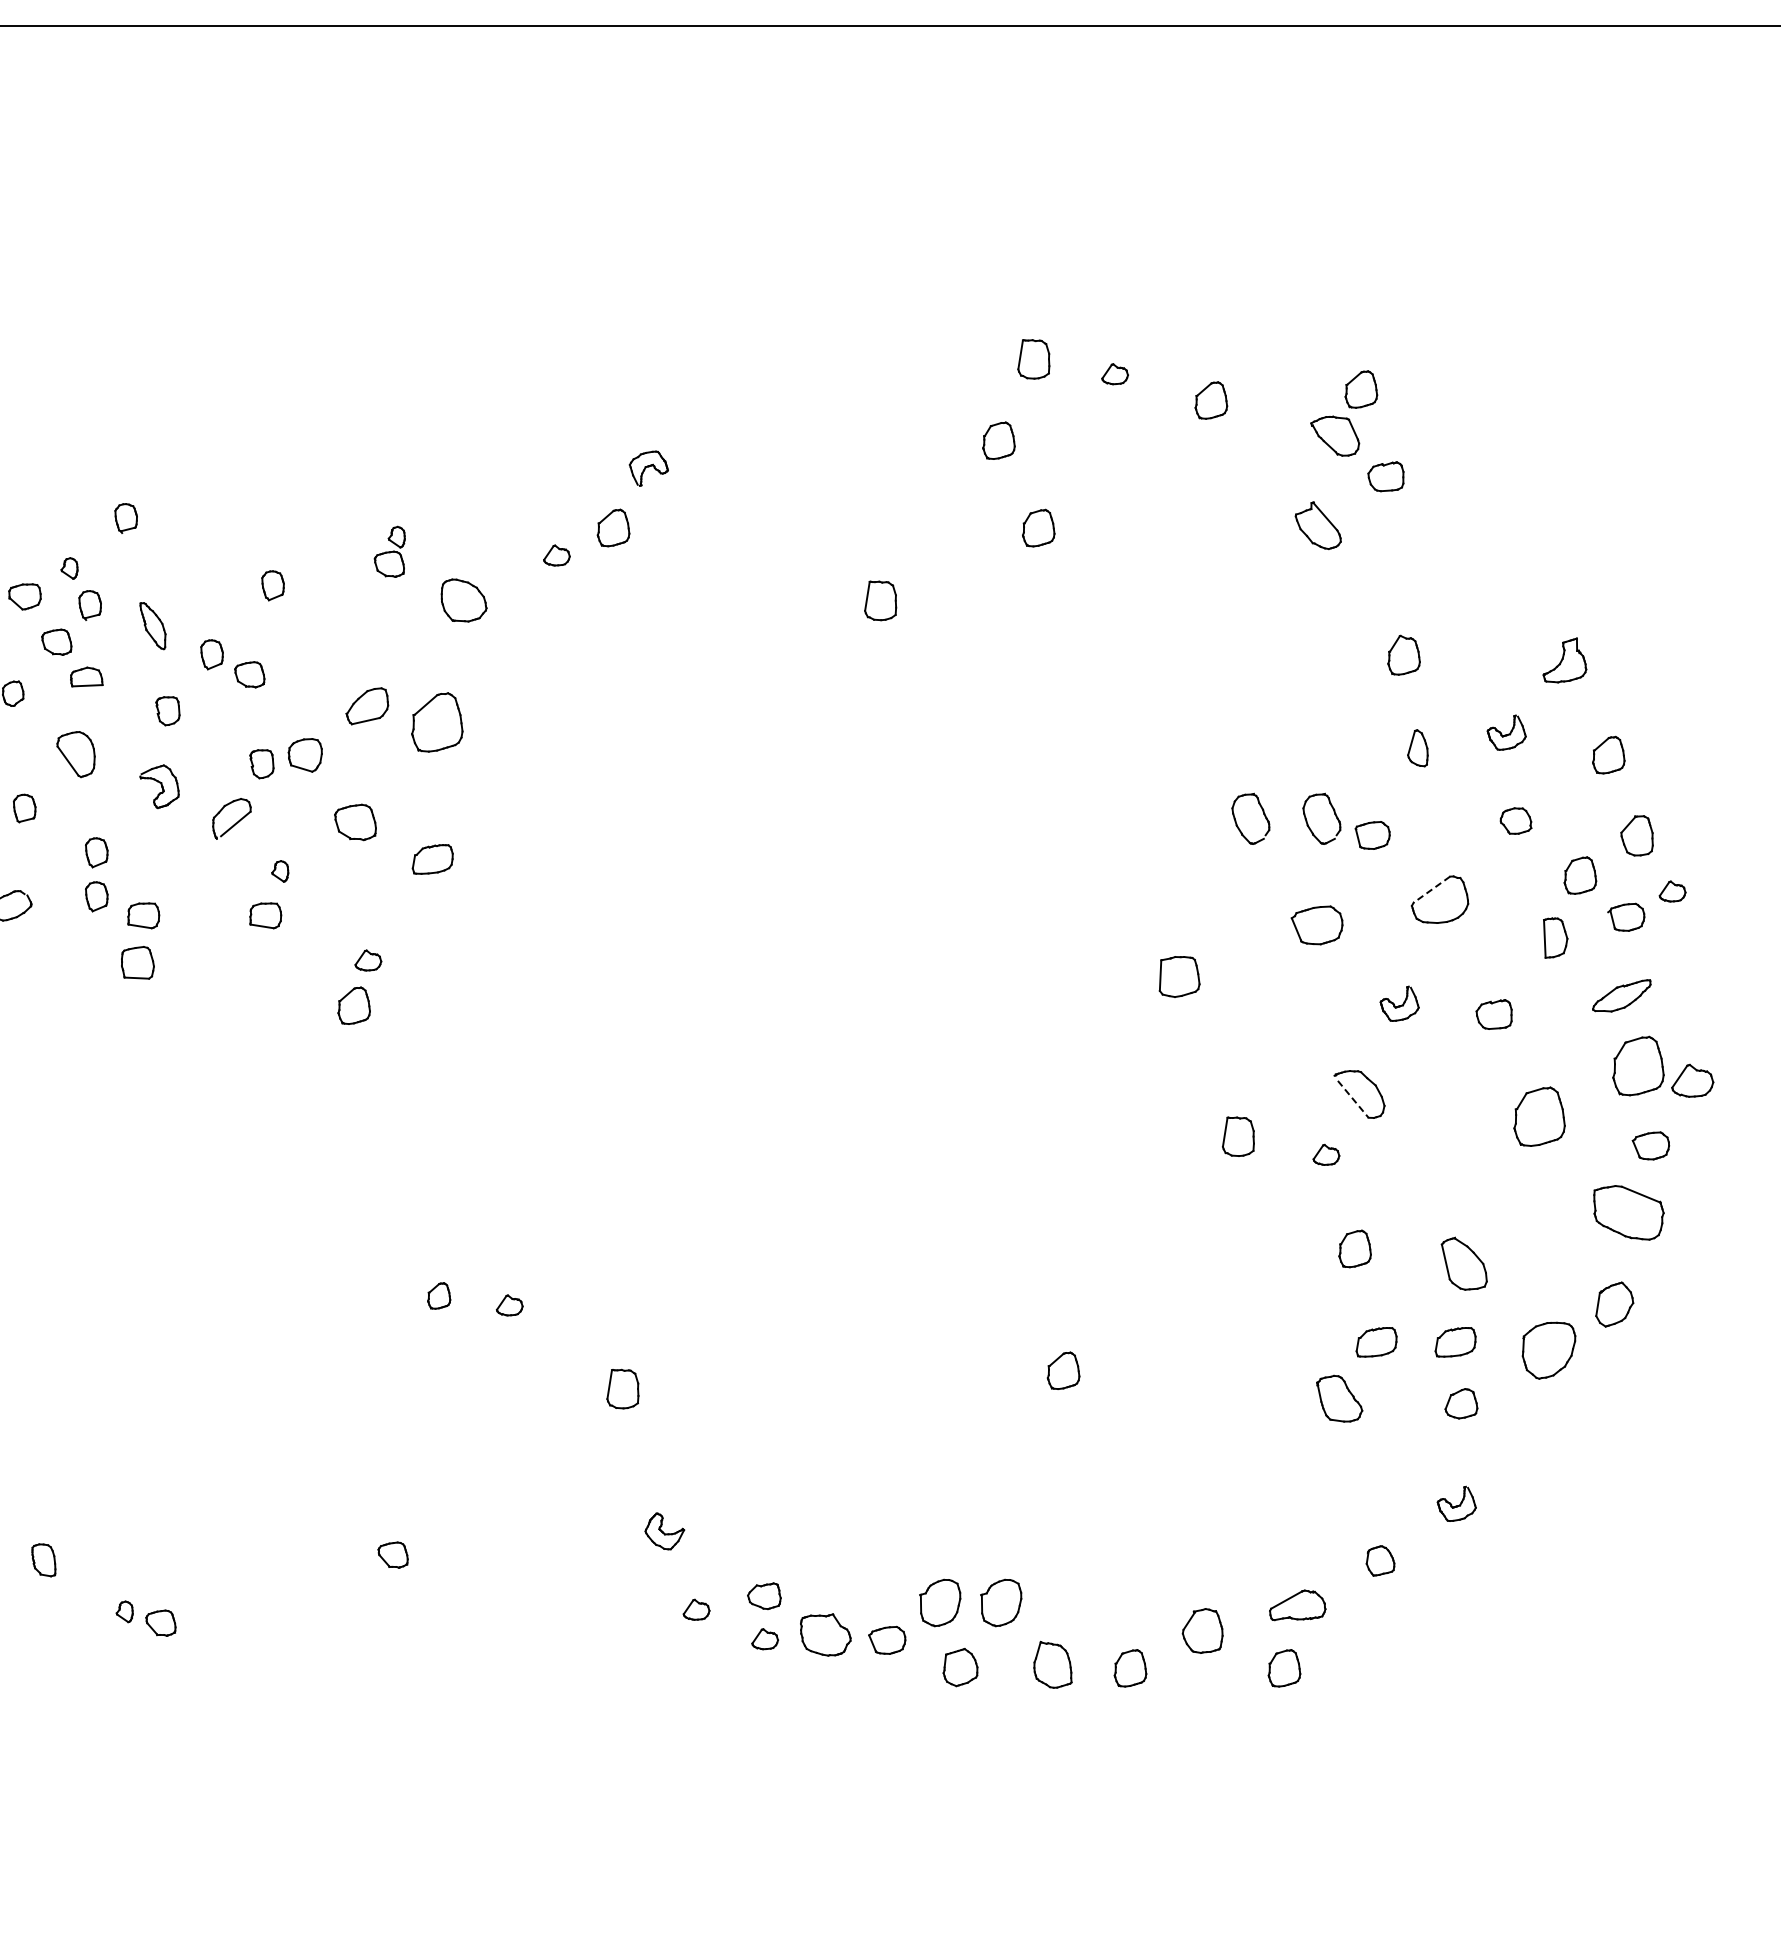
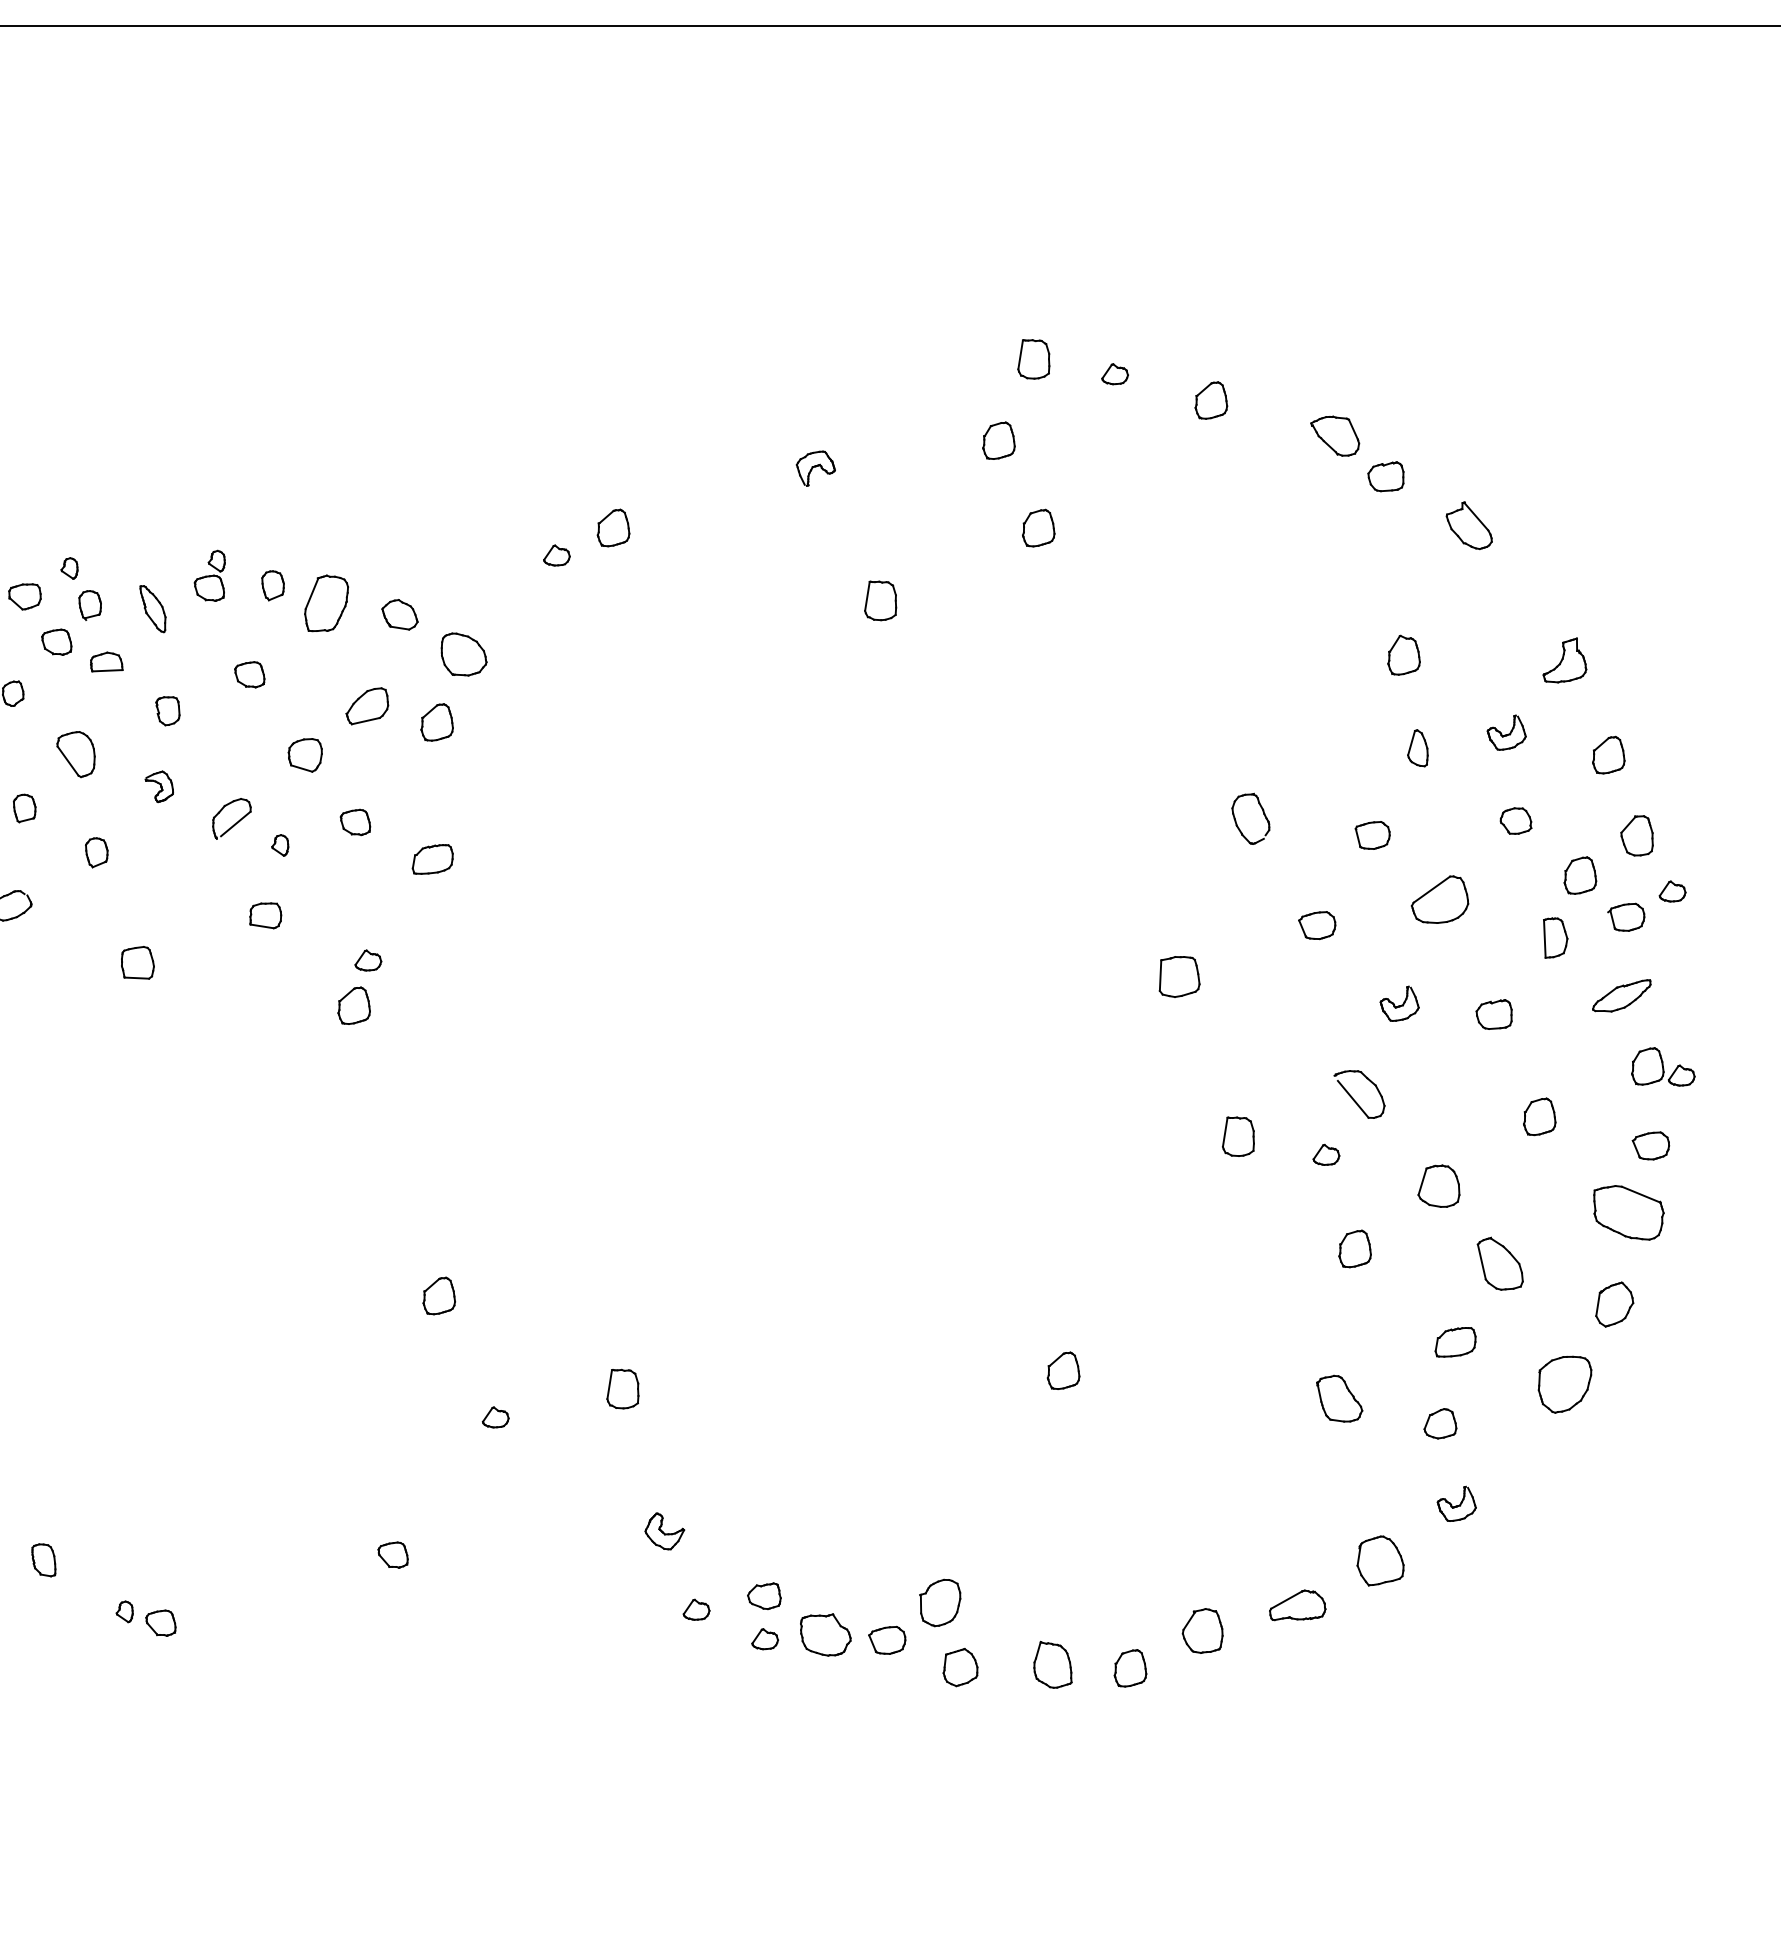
part: present -> none (1361, 389)
part position: (648, 468) -> (815, 468) (815, 468)
part: present -> none (125, 518)
part position: (1317, 525) -> (1468, 525) (1468, 525)
part position: (389, 551) -> (209, 575) (209, 575)
part position: (463, 600) -> (463, 654) (463, 654)
part: none -> present (326, 603)
part: none -> present (399, 614)
part position: (152, 626) -> (152, 609) (152, 609)
part: present -> none (211, 654)
part position: (86, 676) -> (106, 661) (106, 661)
part size: 53x61 px -> 34x39 px (436, 722)
part: present -> none (261, 764)
part size: 41x46 px -> 30x34 px (158, 786)
part: present -> none (1321, 818)
part size: 43x39 px -> 33x29 px (355, 822)
part position: (280, 871) -> (280, 845) (280, 845)
line: dashed -> solid (1431, 889)
part: present -> none (96, 896)
part: present -> none (143, 915)
part size: 54x41 px -> 39x30 px (1317, 925)
part size: 103x63 px -> 65x40 px (1663, 1066)
line: dashed -> solid (1353, 1099)
part size: 53x61 px -> 34x40 px (1539, 1116)
part: none -> present (1438, 1185)
part position: (1463, 1263) -> (1499, 1263) (1499, 1263)
part size: 25x28 px -> 34x40 px (438, 1295)
part position: (509, 1305) -> (495, 1417) (495, 1417)
part: present -> none (1376, 1342)
part position: (1548, 1350) -> (1564, 1384) (1564, 1384)
part position: (1461, 1403) -> (1440, 1423) (1440, 1423)
part size: 31x32 px -> 49x52 px (1380, 1560)
part: present -> none (1001, 1602)
part: present -> none (1284, 1668)
